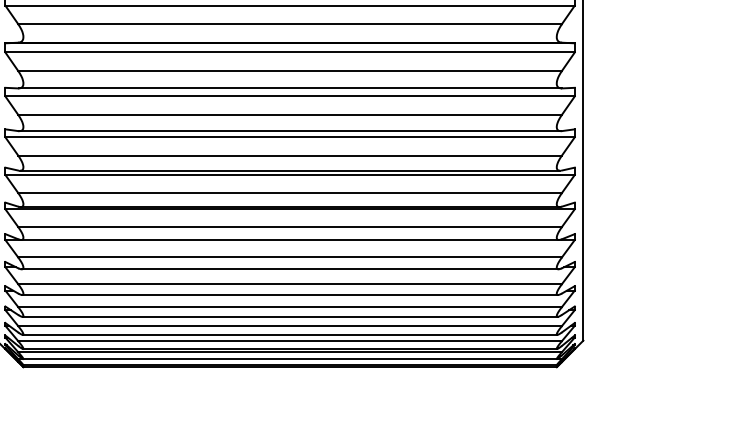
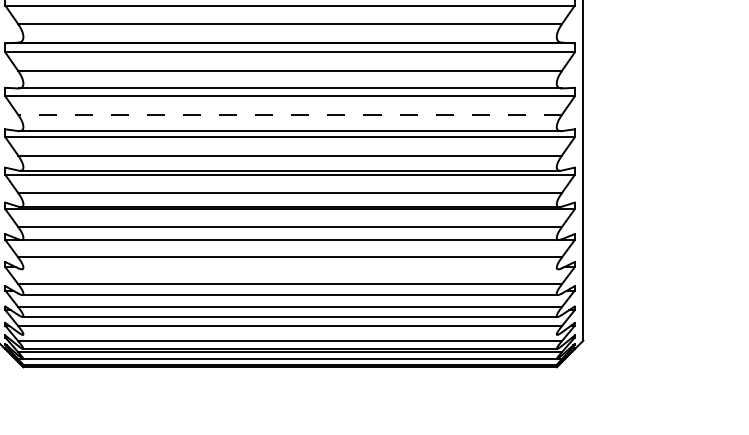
line: solid -> dashed (290, 114)
line: present -> none (289, 269)
line: present -> none (289, 334)
